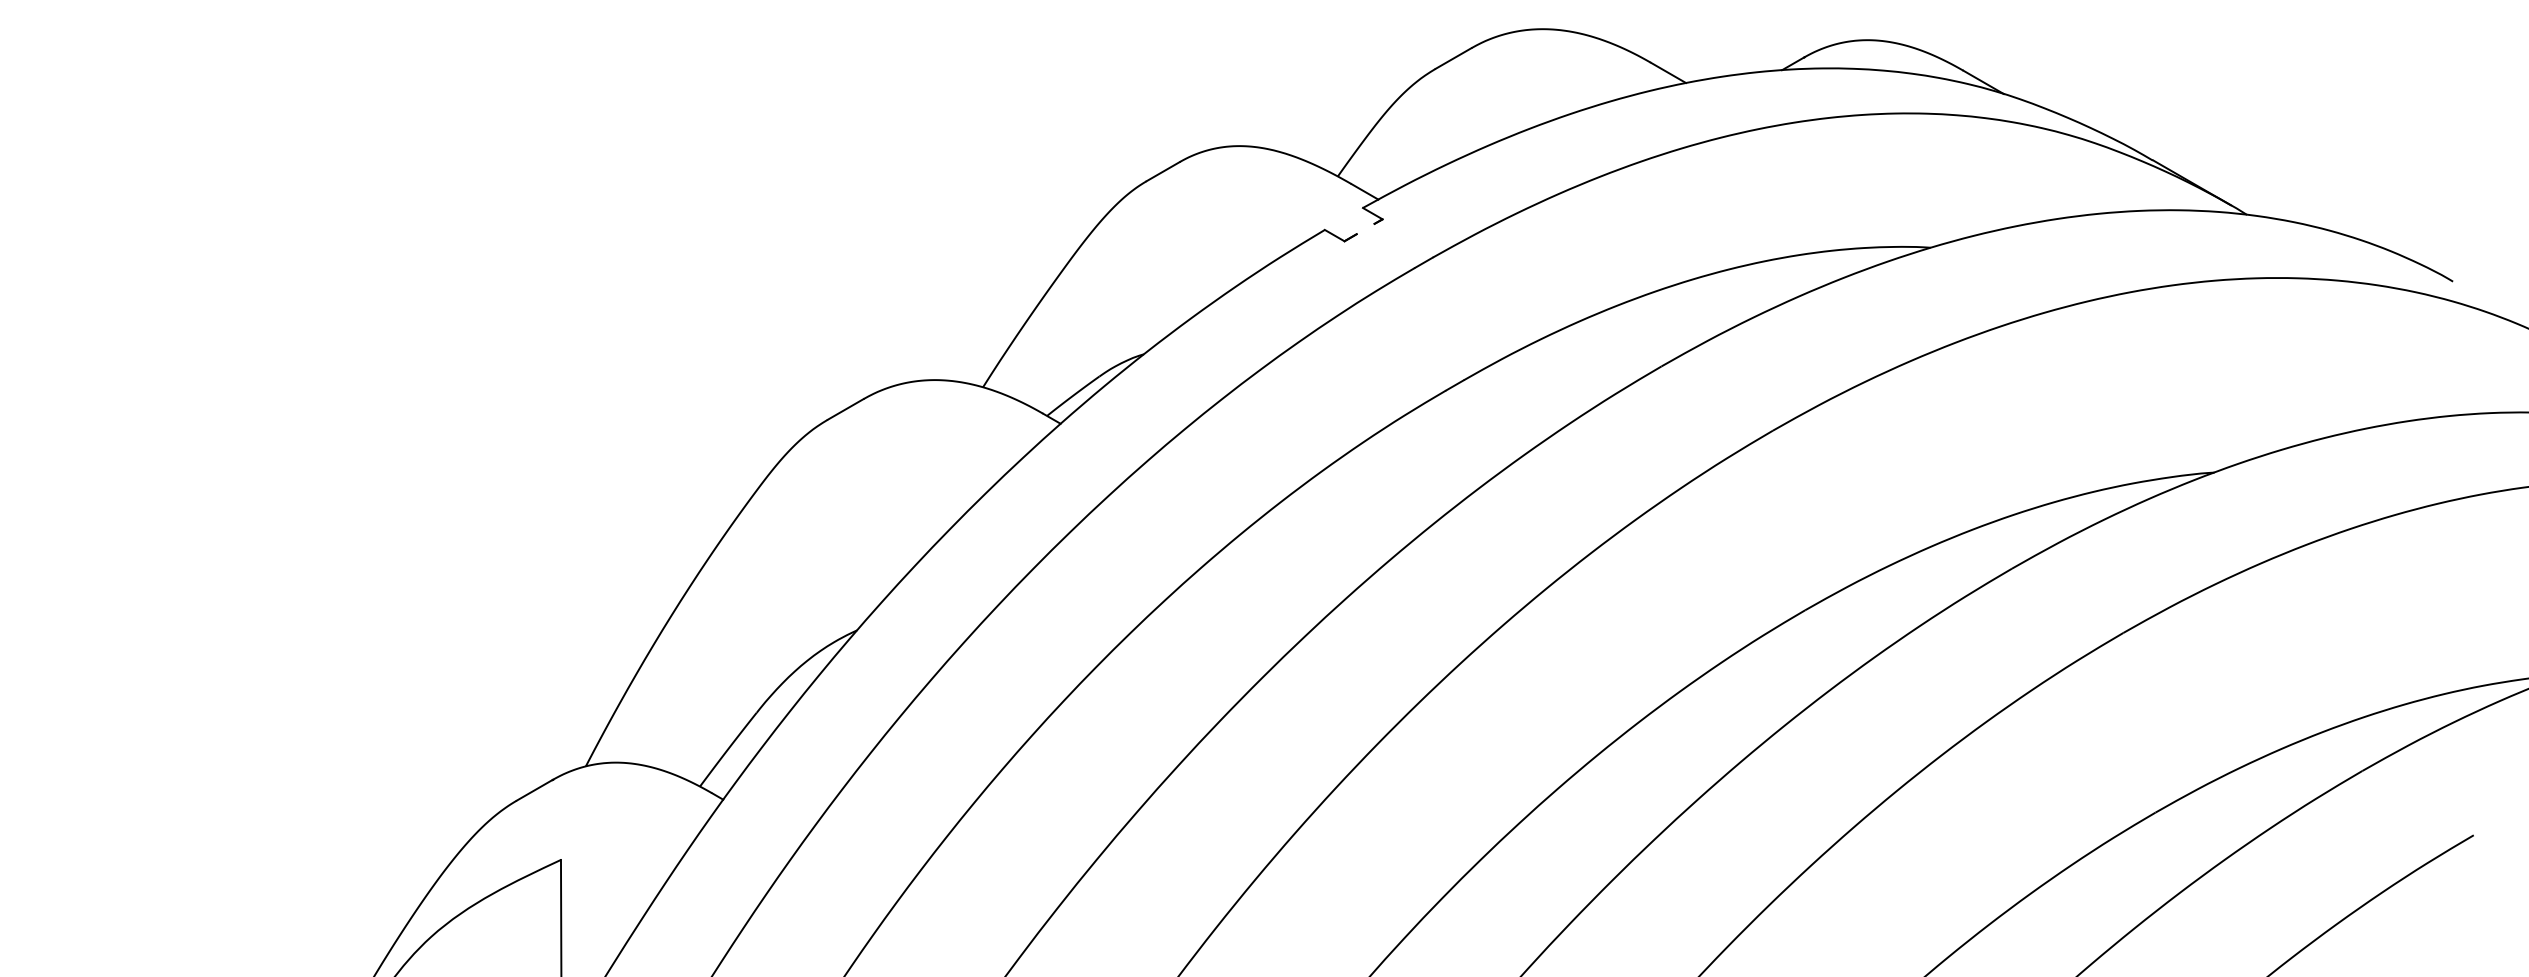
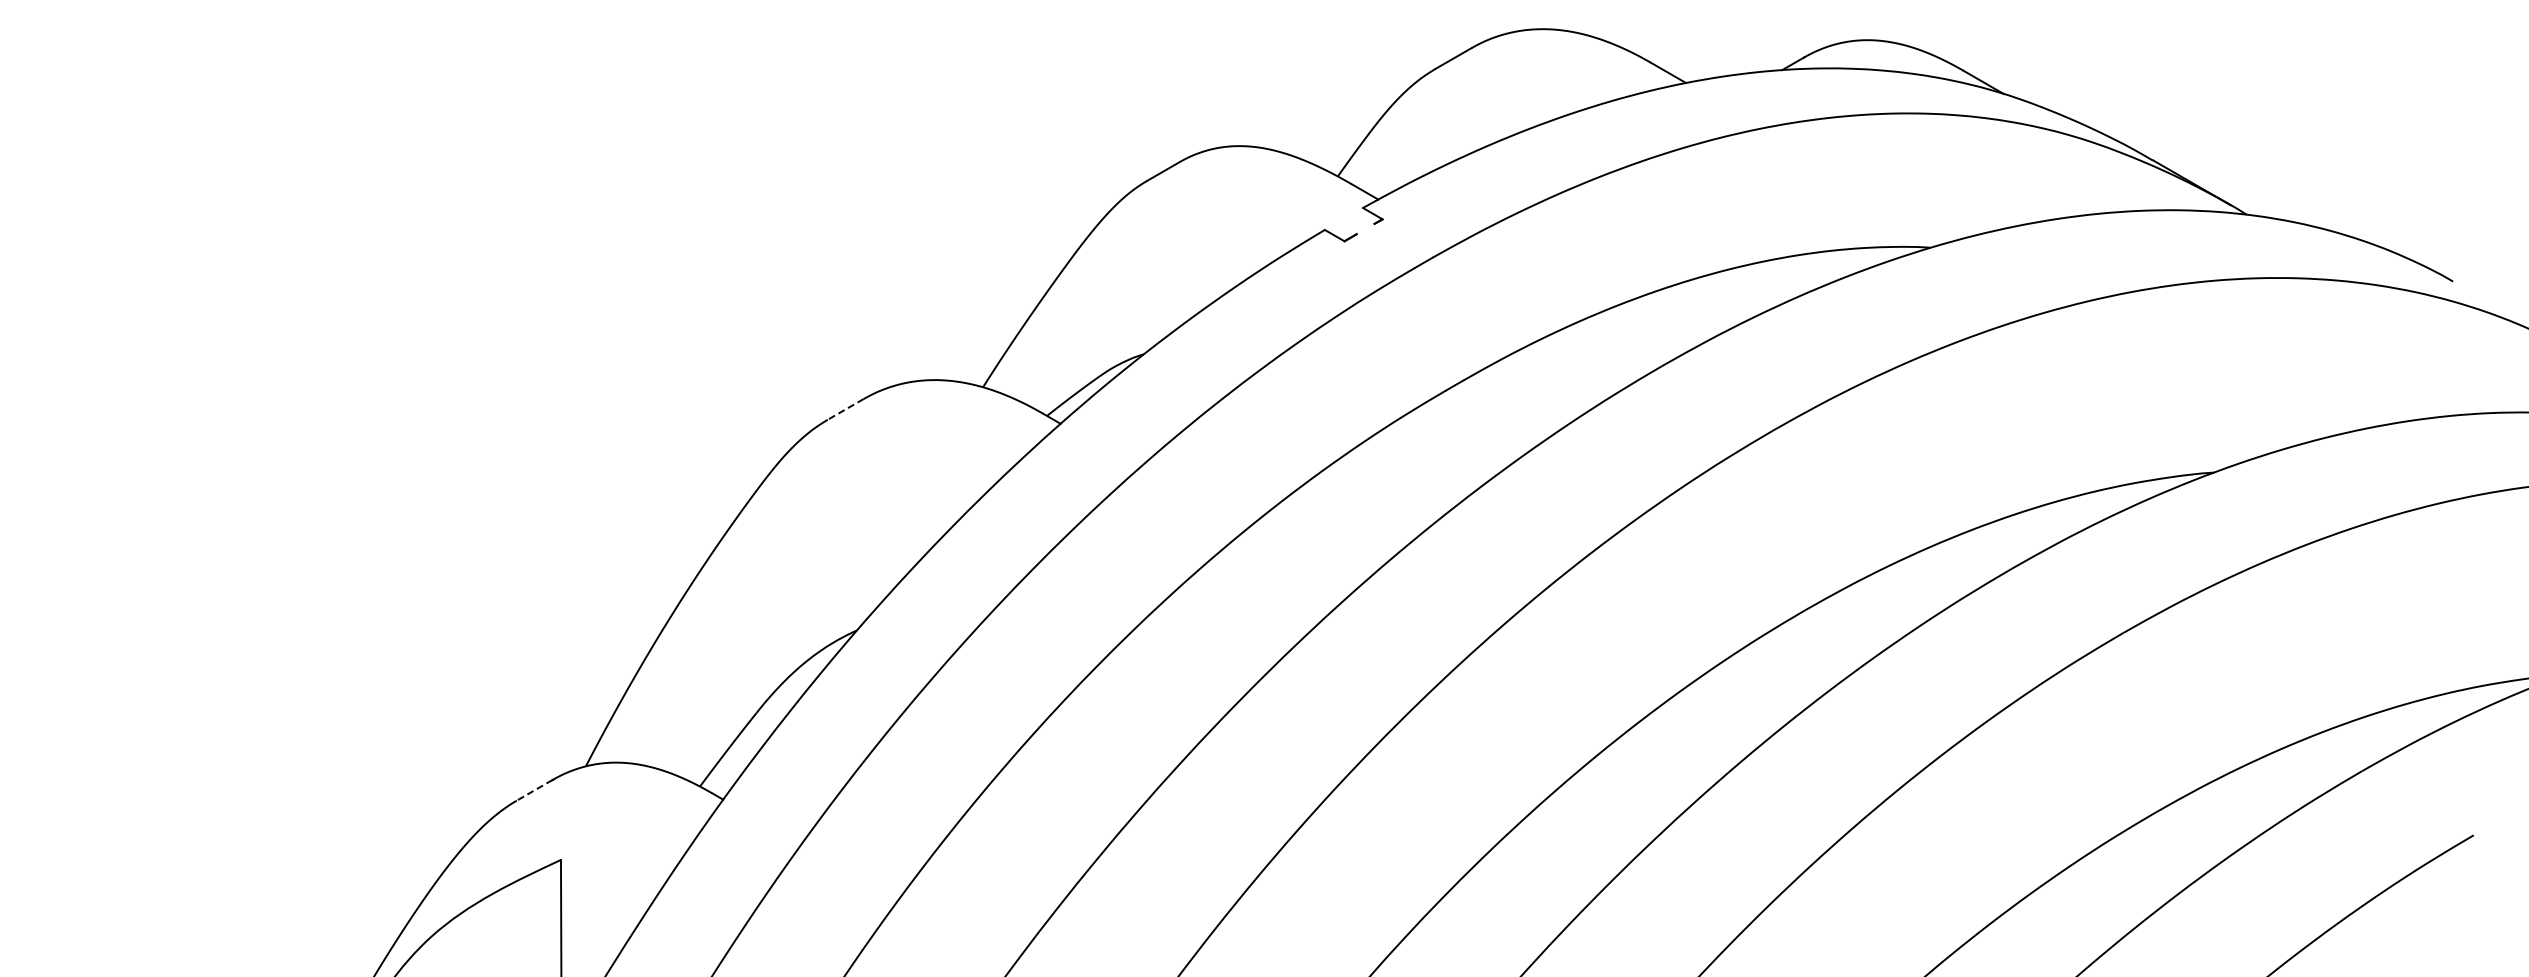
line: solid -> dashed (845, 409)
line: solid -> dashed (534, 790)
